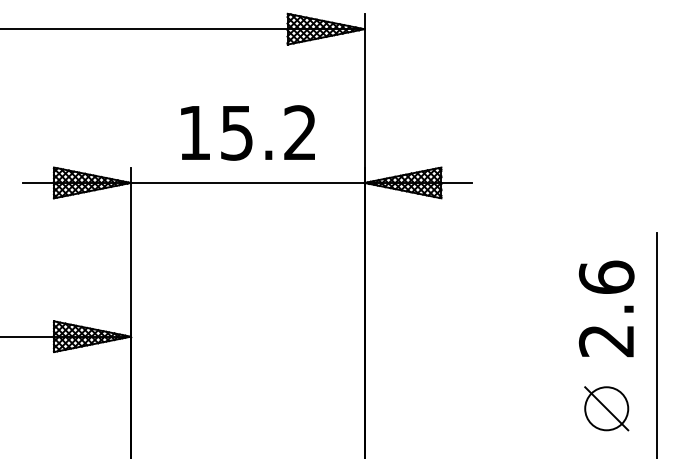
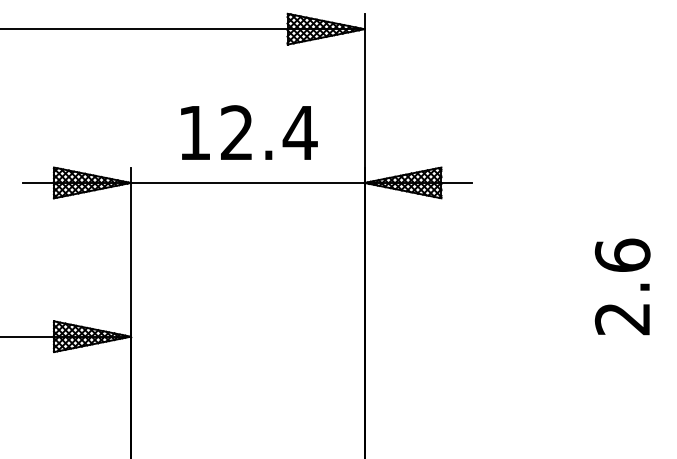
text: 15.2 -> 12.4 (269, 132)
text position: (606, 308) -> (622, 286) (622, 286)
line: present -> none (656, 344)
part: present -> none (606, 408)
